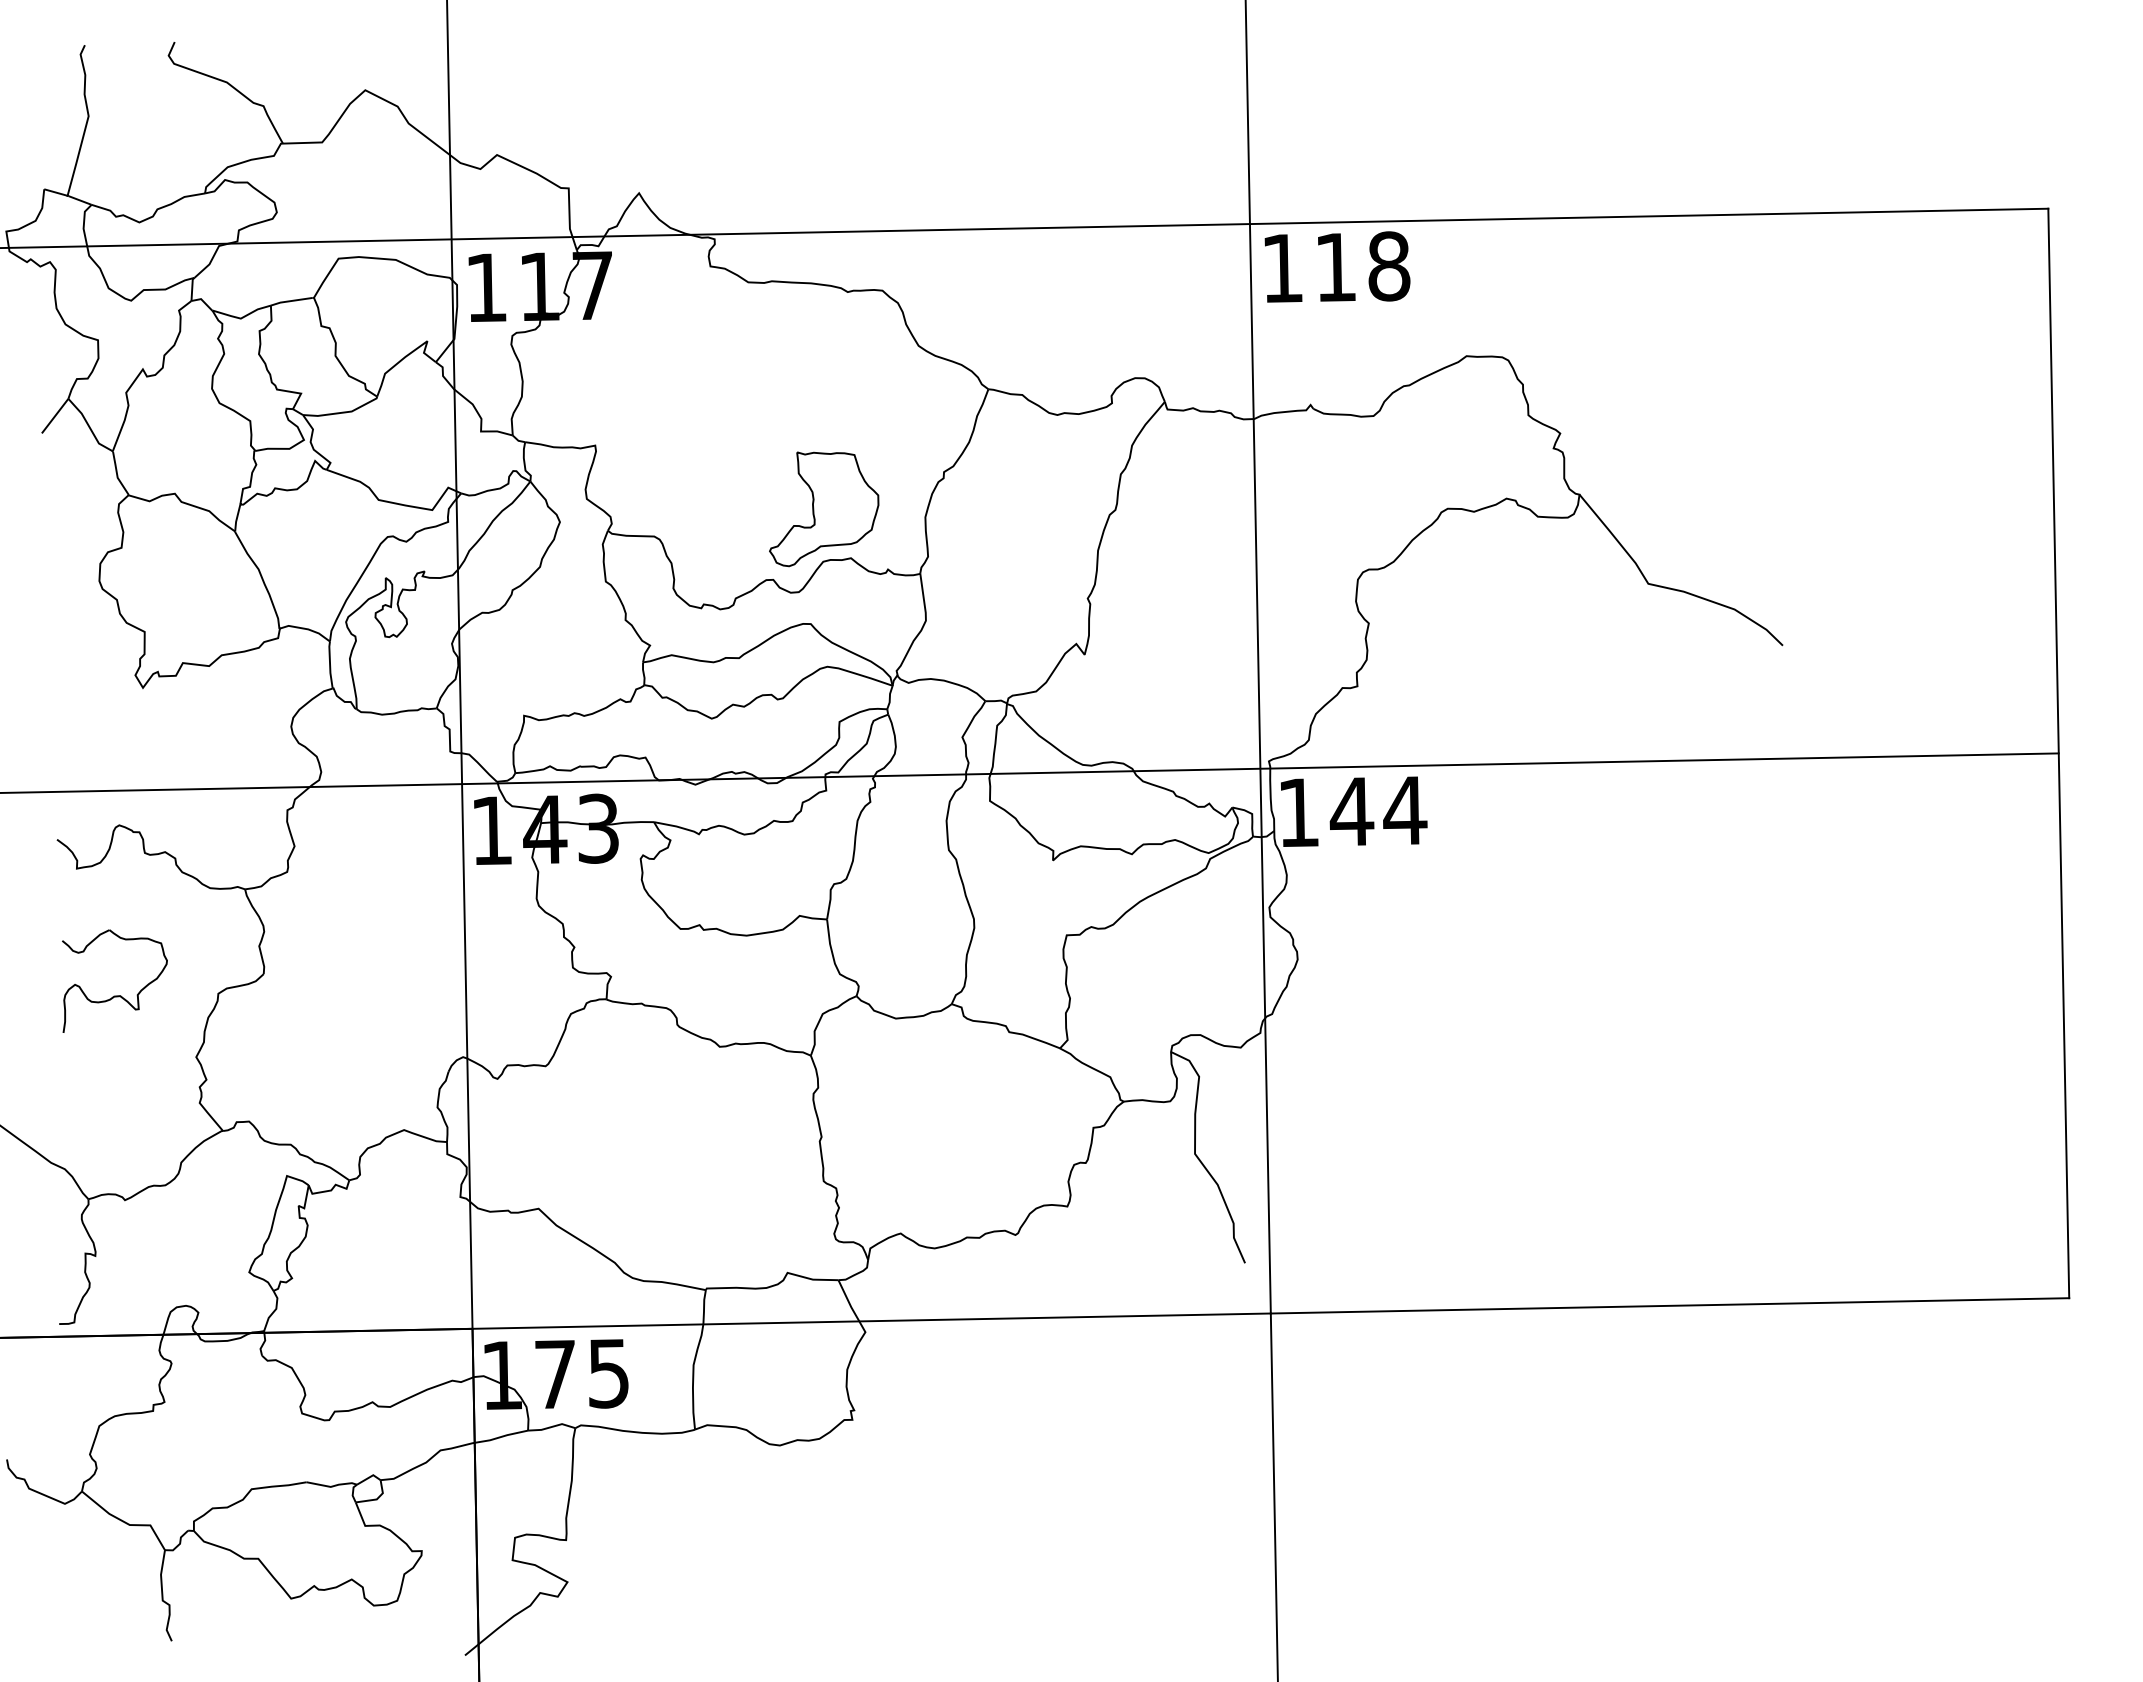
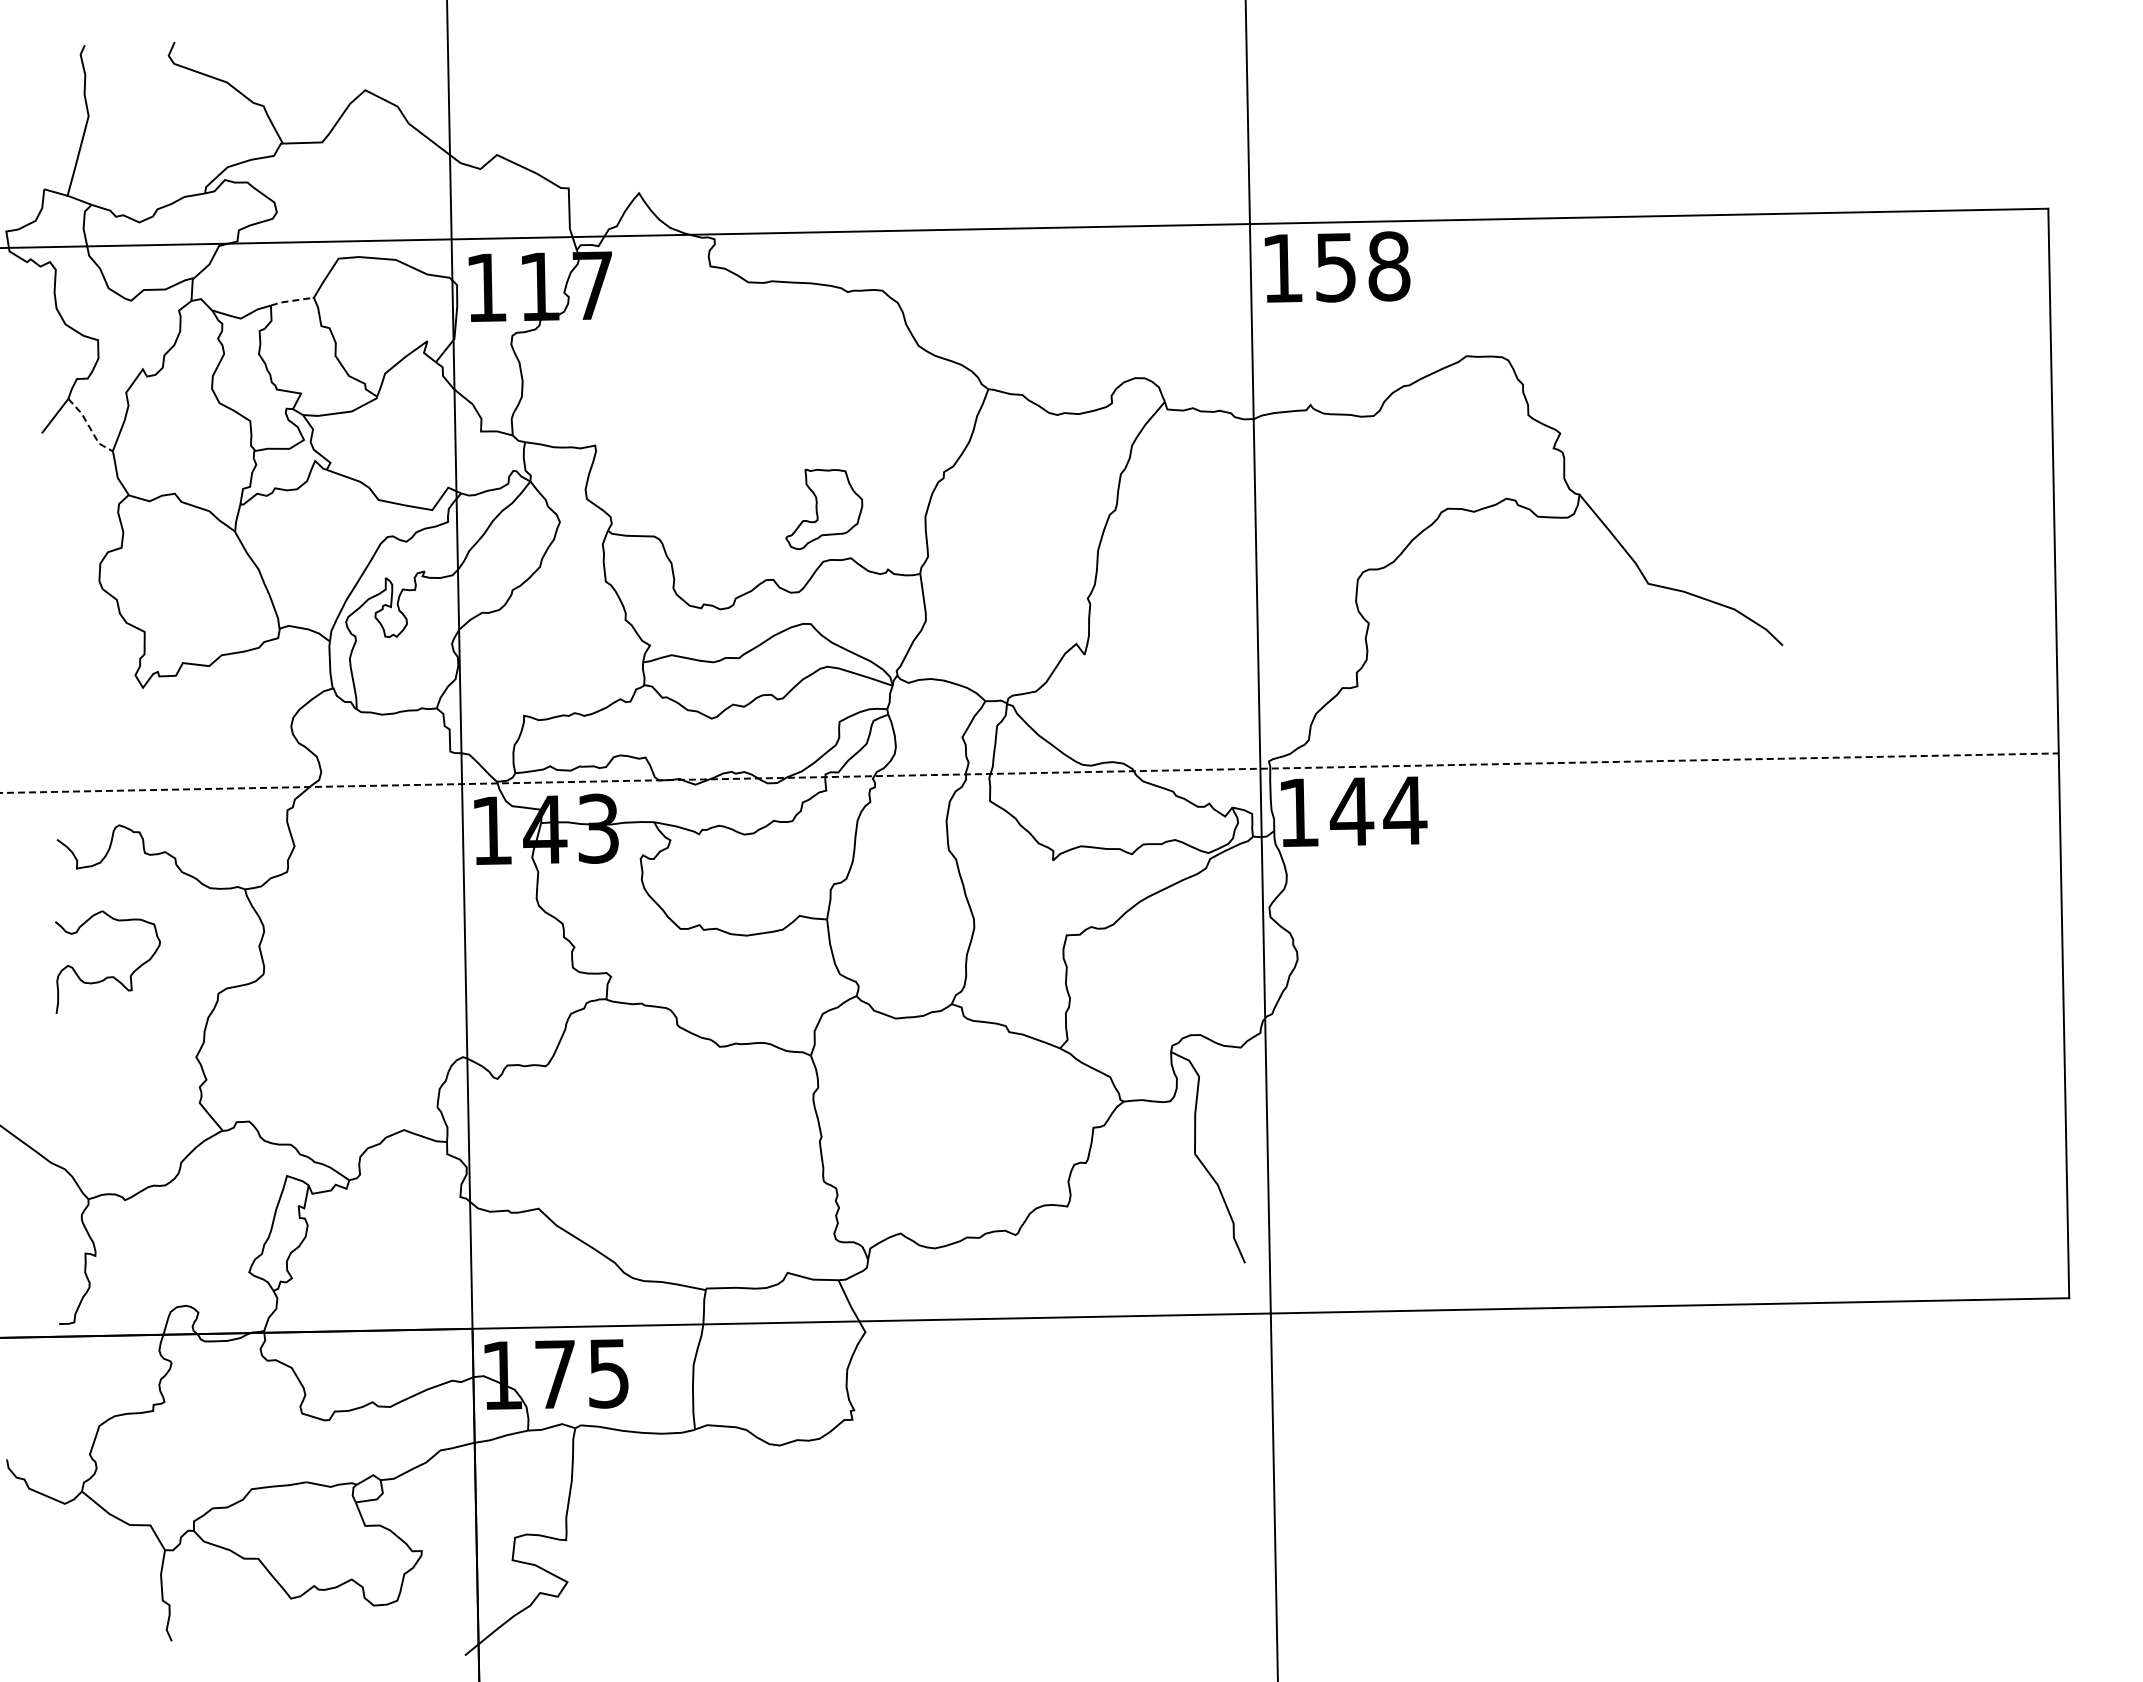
text: 118 -> 158 (1335, 267)
line: solid -> dashed (291, 301)
line: solid -> dashed (89, 427)
part size: 111x117 px -> 79x83 px (824, 509)
line: solid -> dashed (1030, 773)
part position: (114, 995) -> (107, 976) (107, 976)
